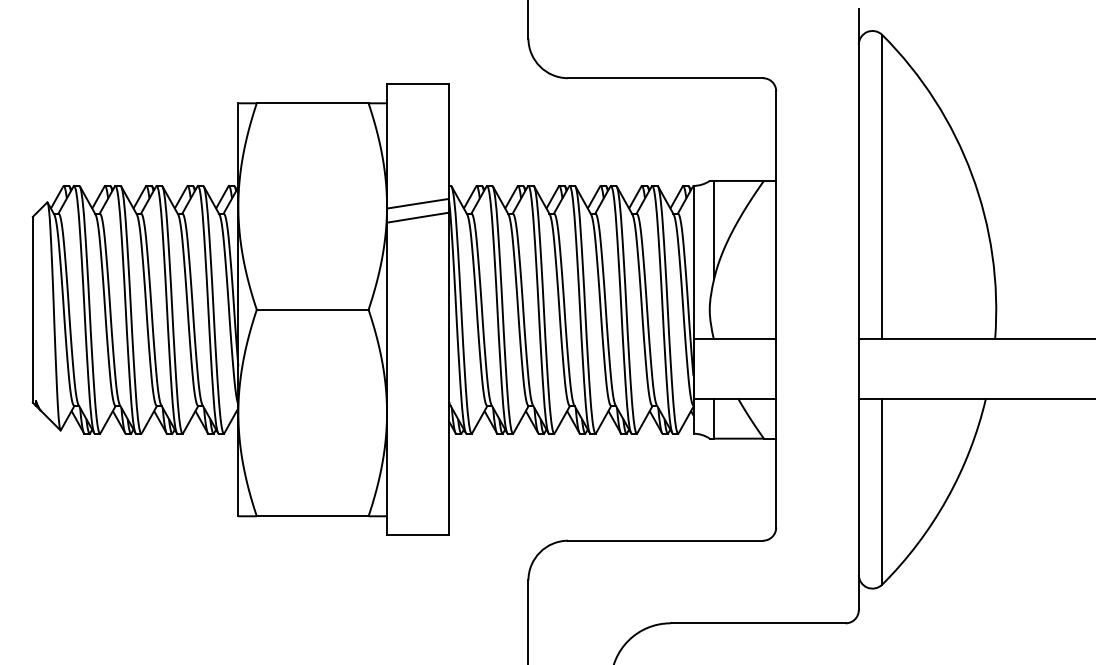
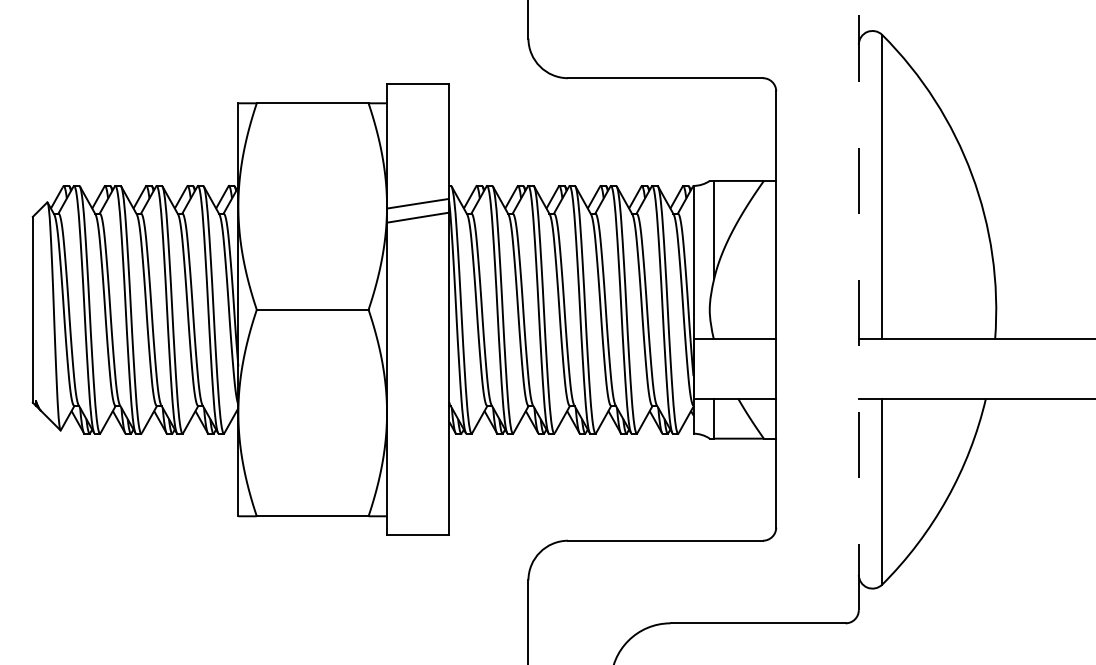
line: solid -> dashed (858, 309)
